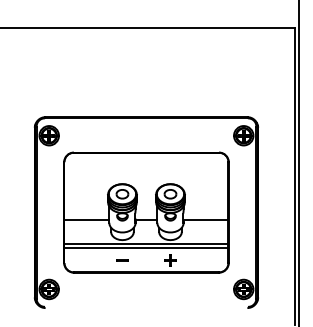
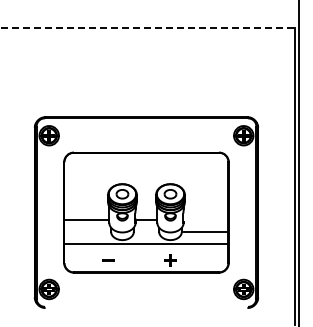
line: solid -> dashed (148, 27)
line position: (205, 219) -> (205, 231) (205, 231)
line: present -> none (146, 248)
line position: (122, 260) -> (108, 260) (108, 260)
